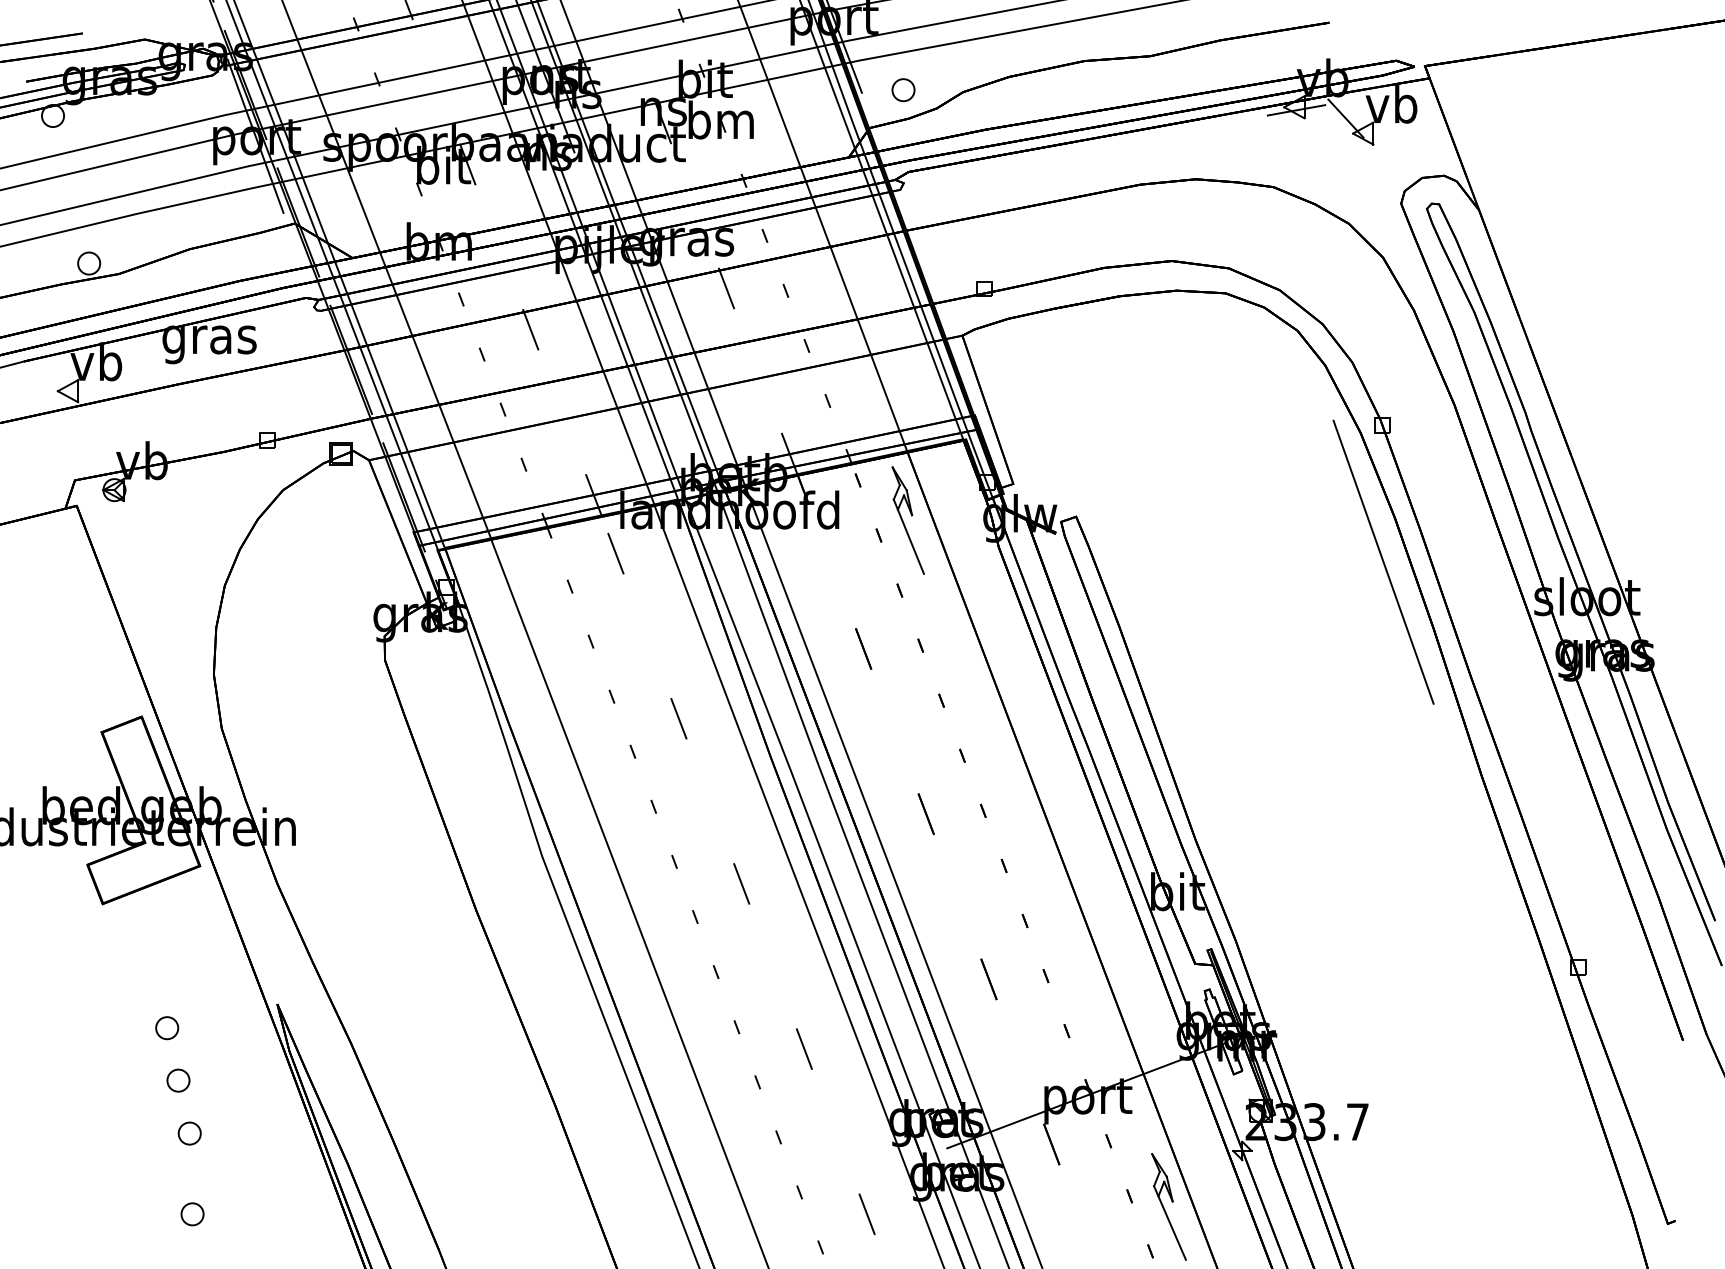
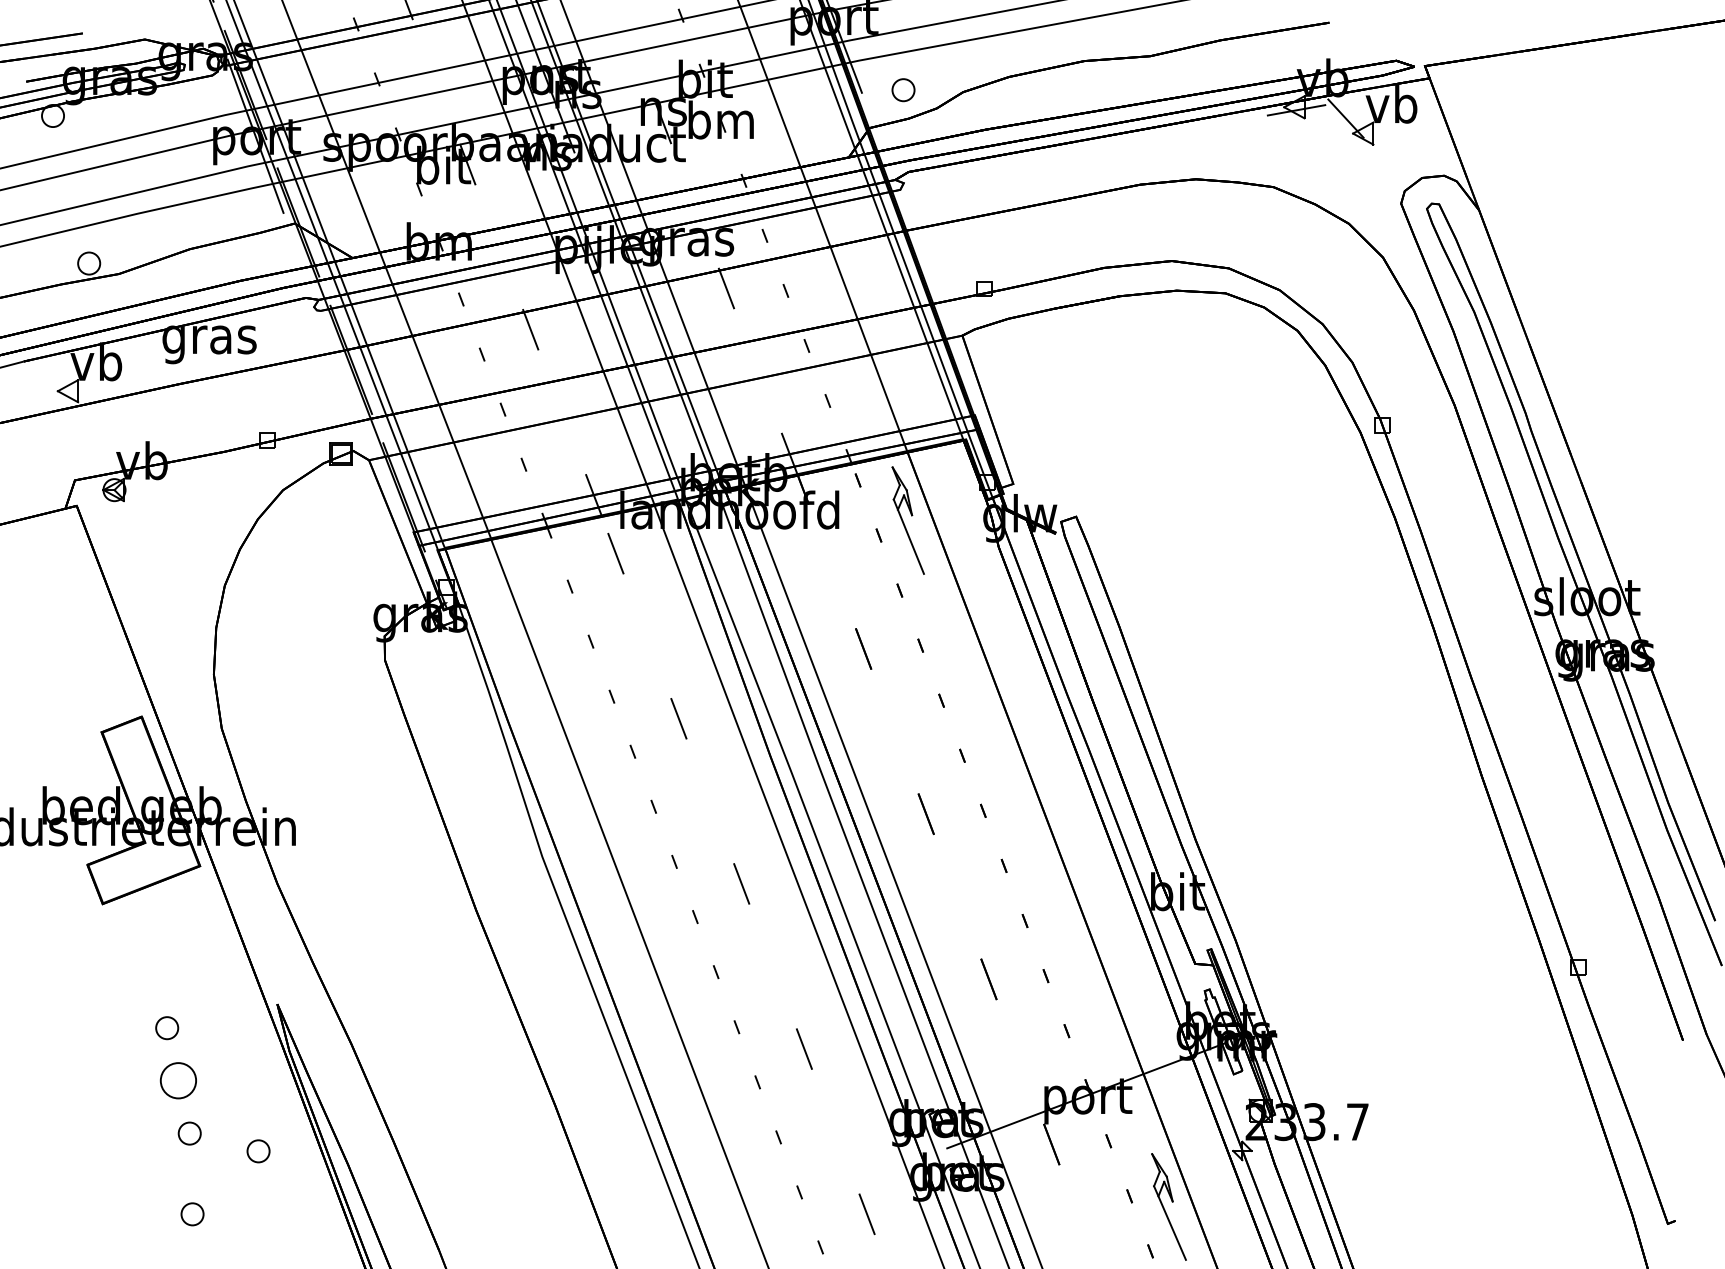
line: present -> none (1383, 561)
part size: 25x25 px -> 38x38 px (177, 1080)
part: none -> present (258, 1151)
